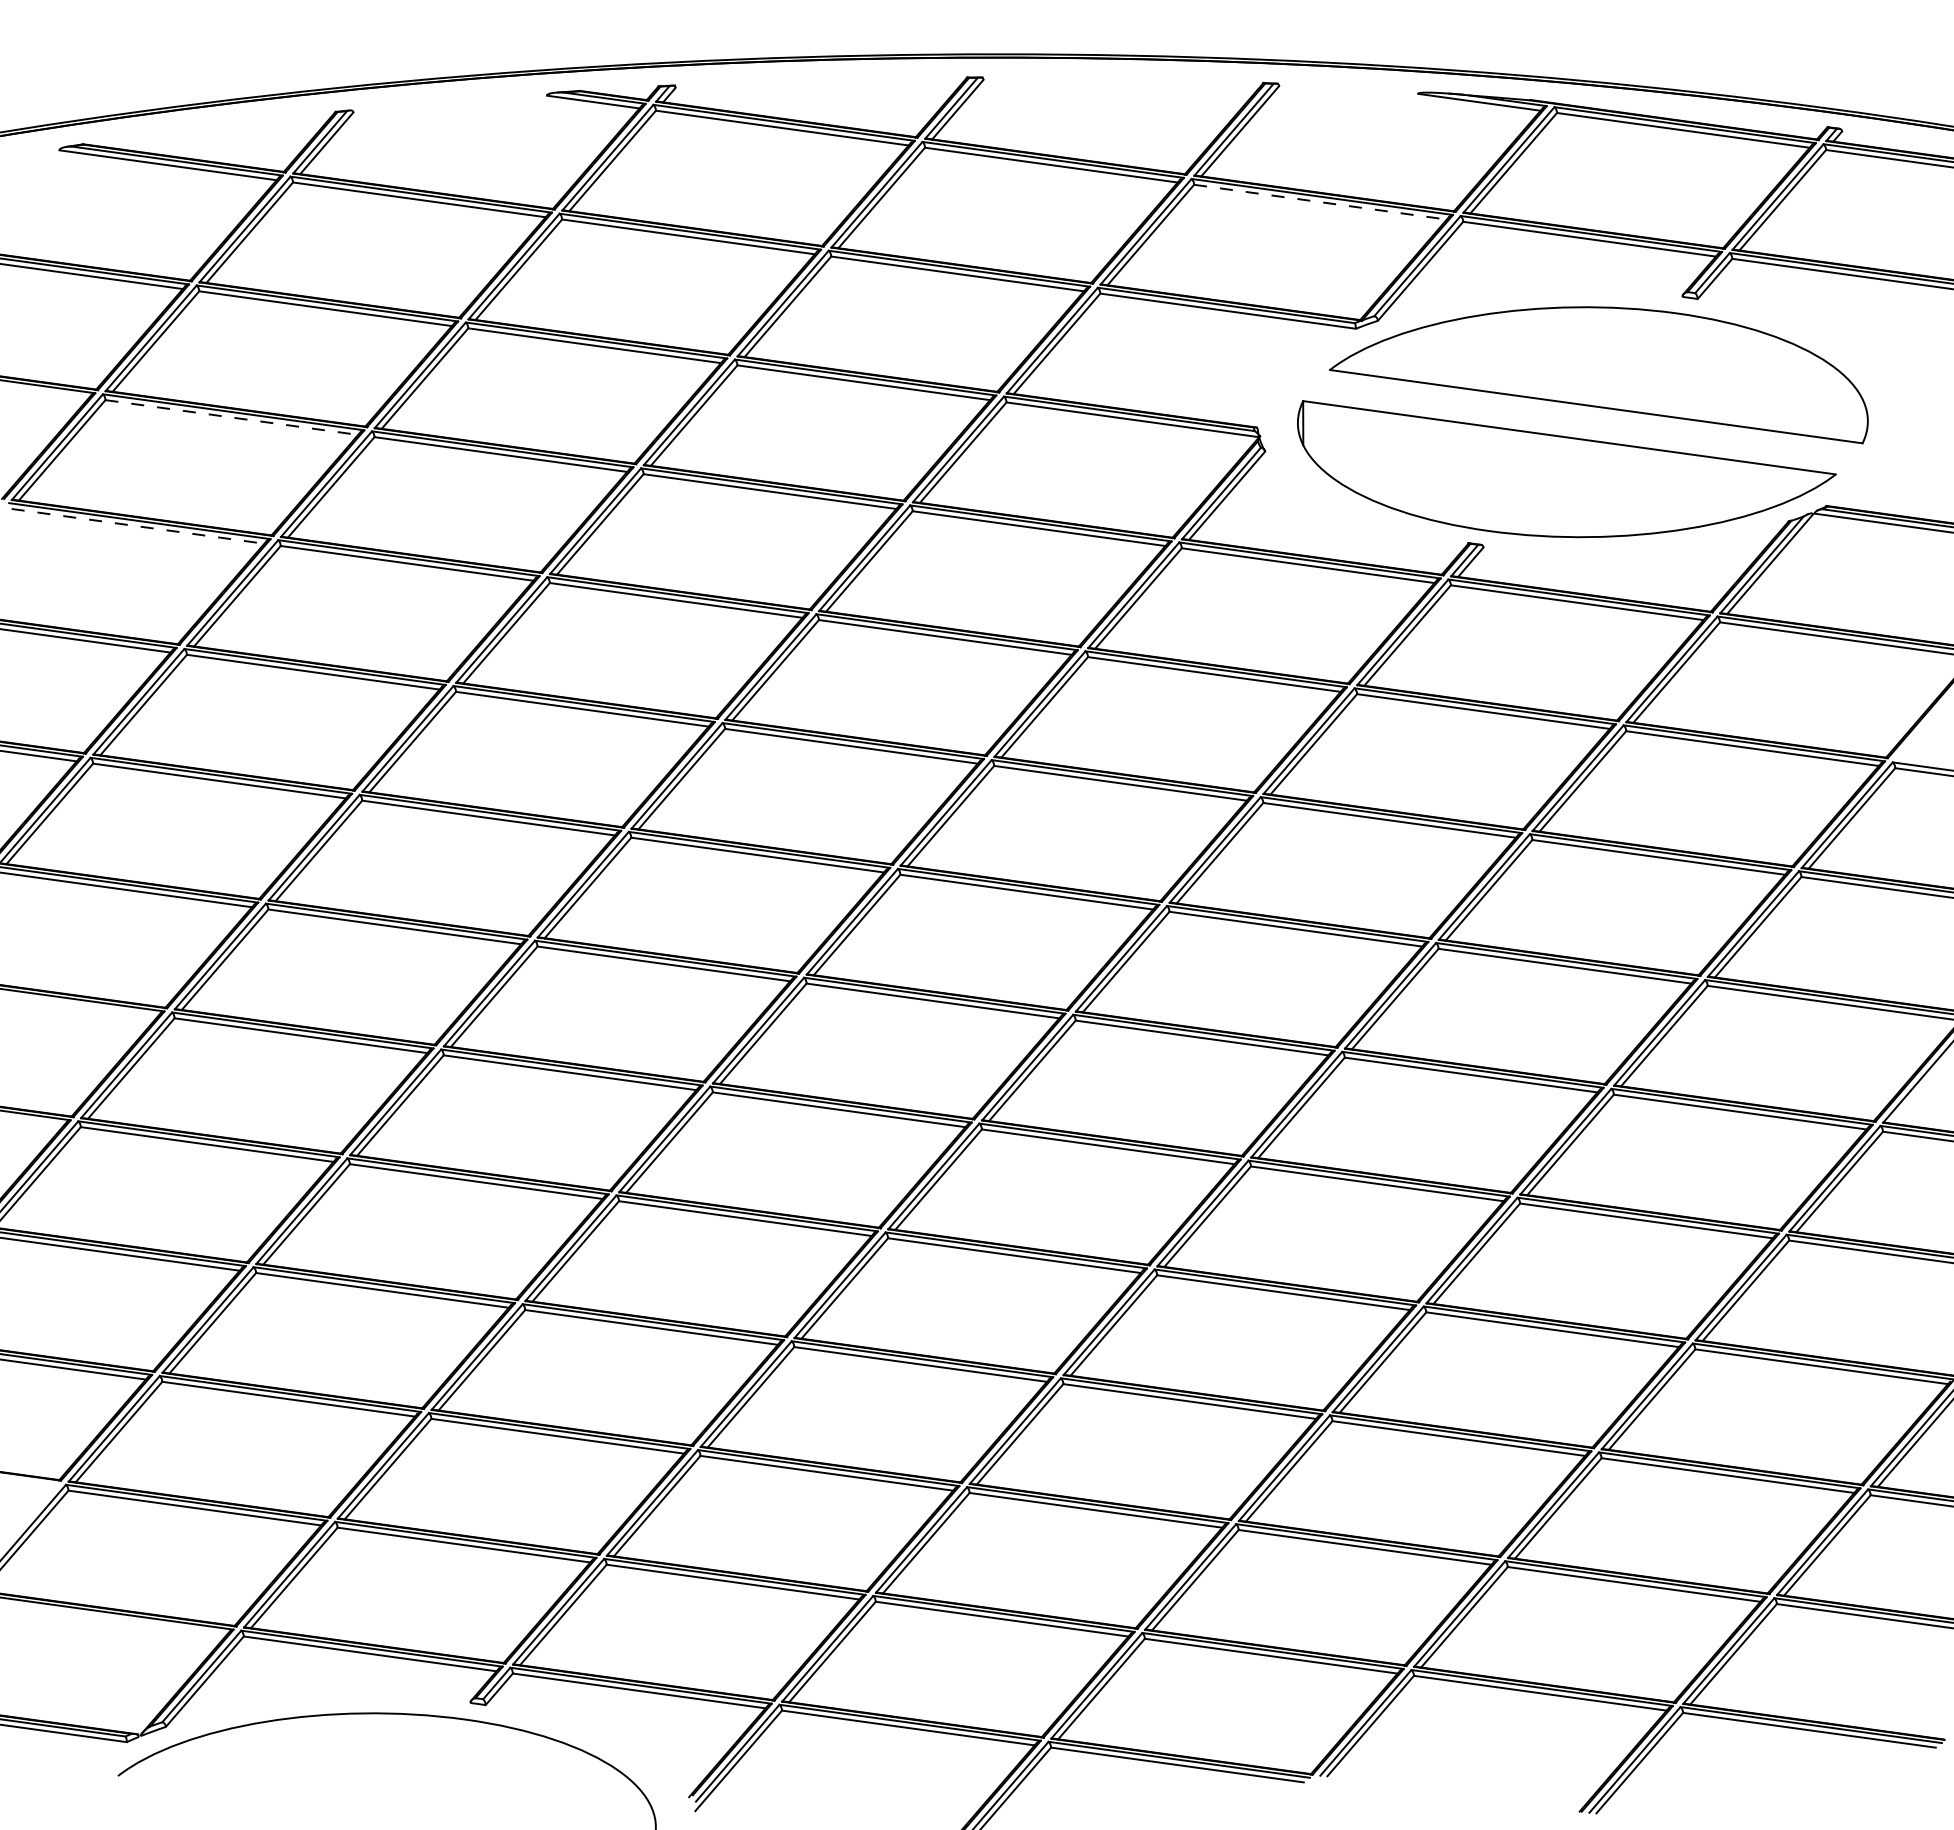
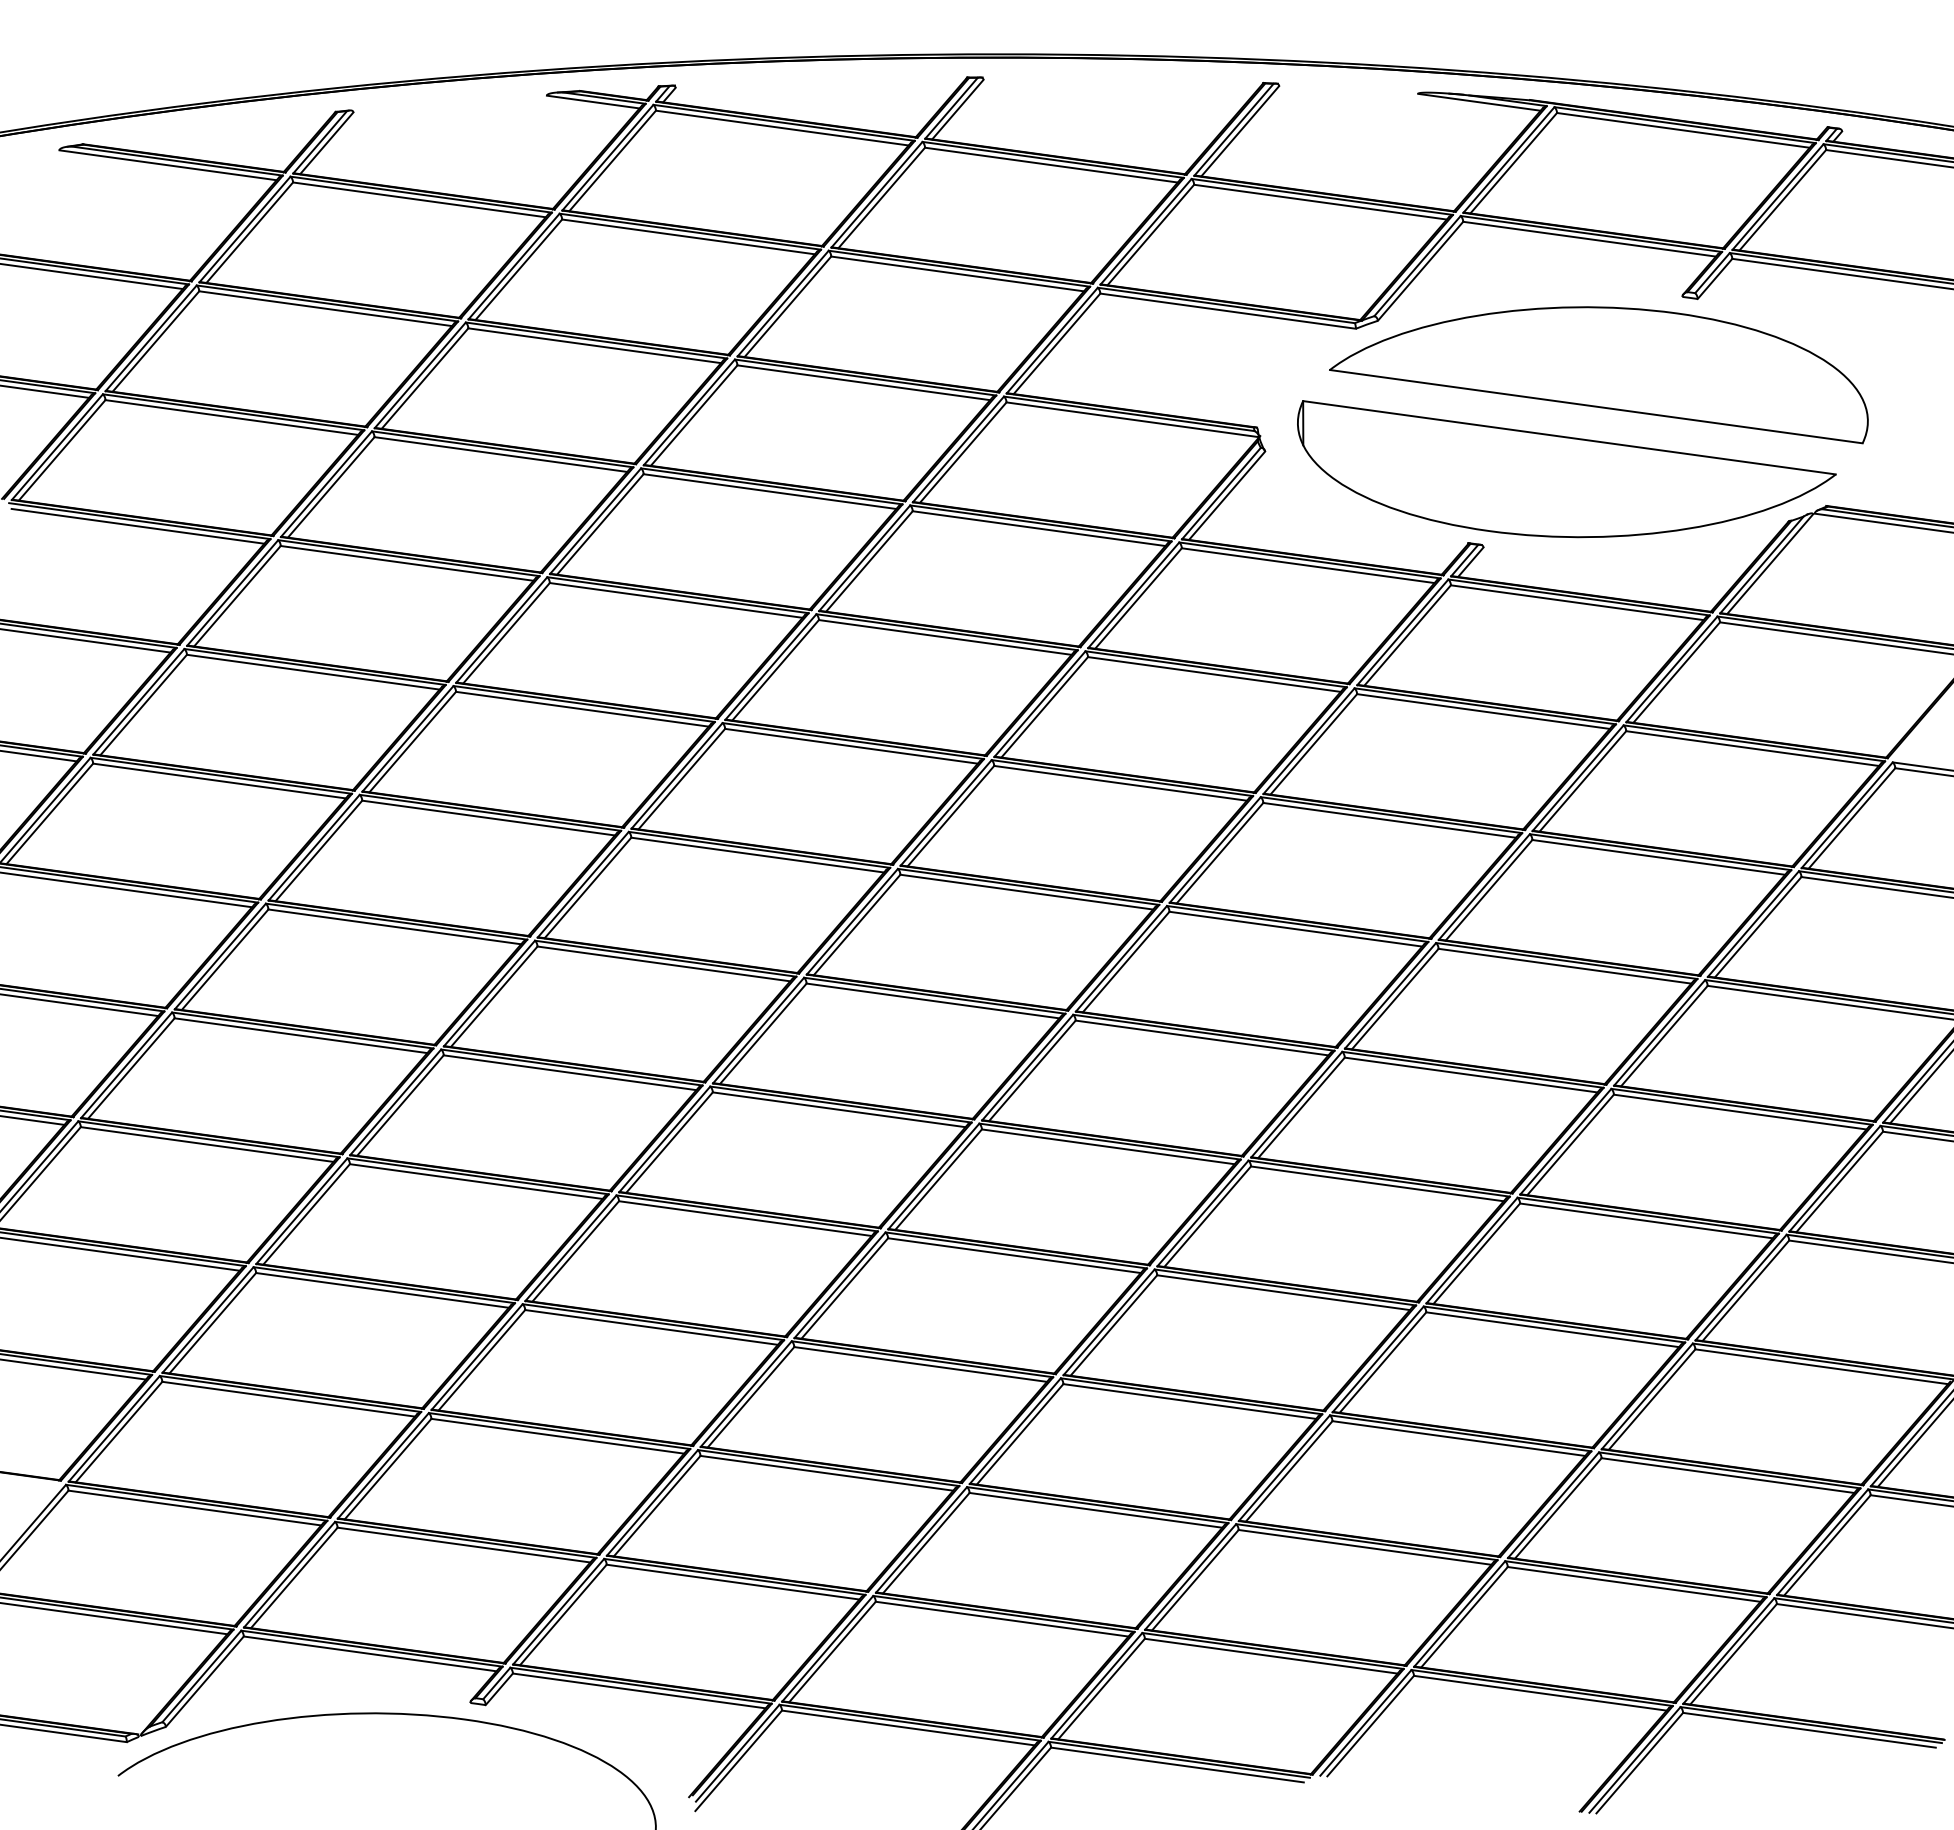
line: dashed -> solid (1320, 202)
line: none -> present (45, 391)
line: dashed -> solid (231, 417)
line: dashed -> solid (138, 526)
line: none -> present (80, 1005)
line: none -> present (1920, 1088)
line: none -> present (33, 1120)
line: none -> present (114, 1618)
